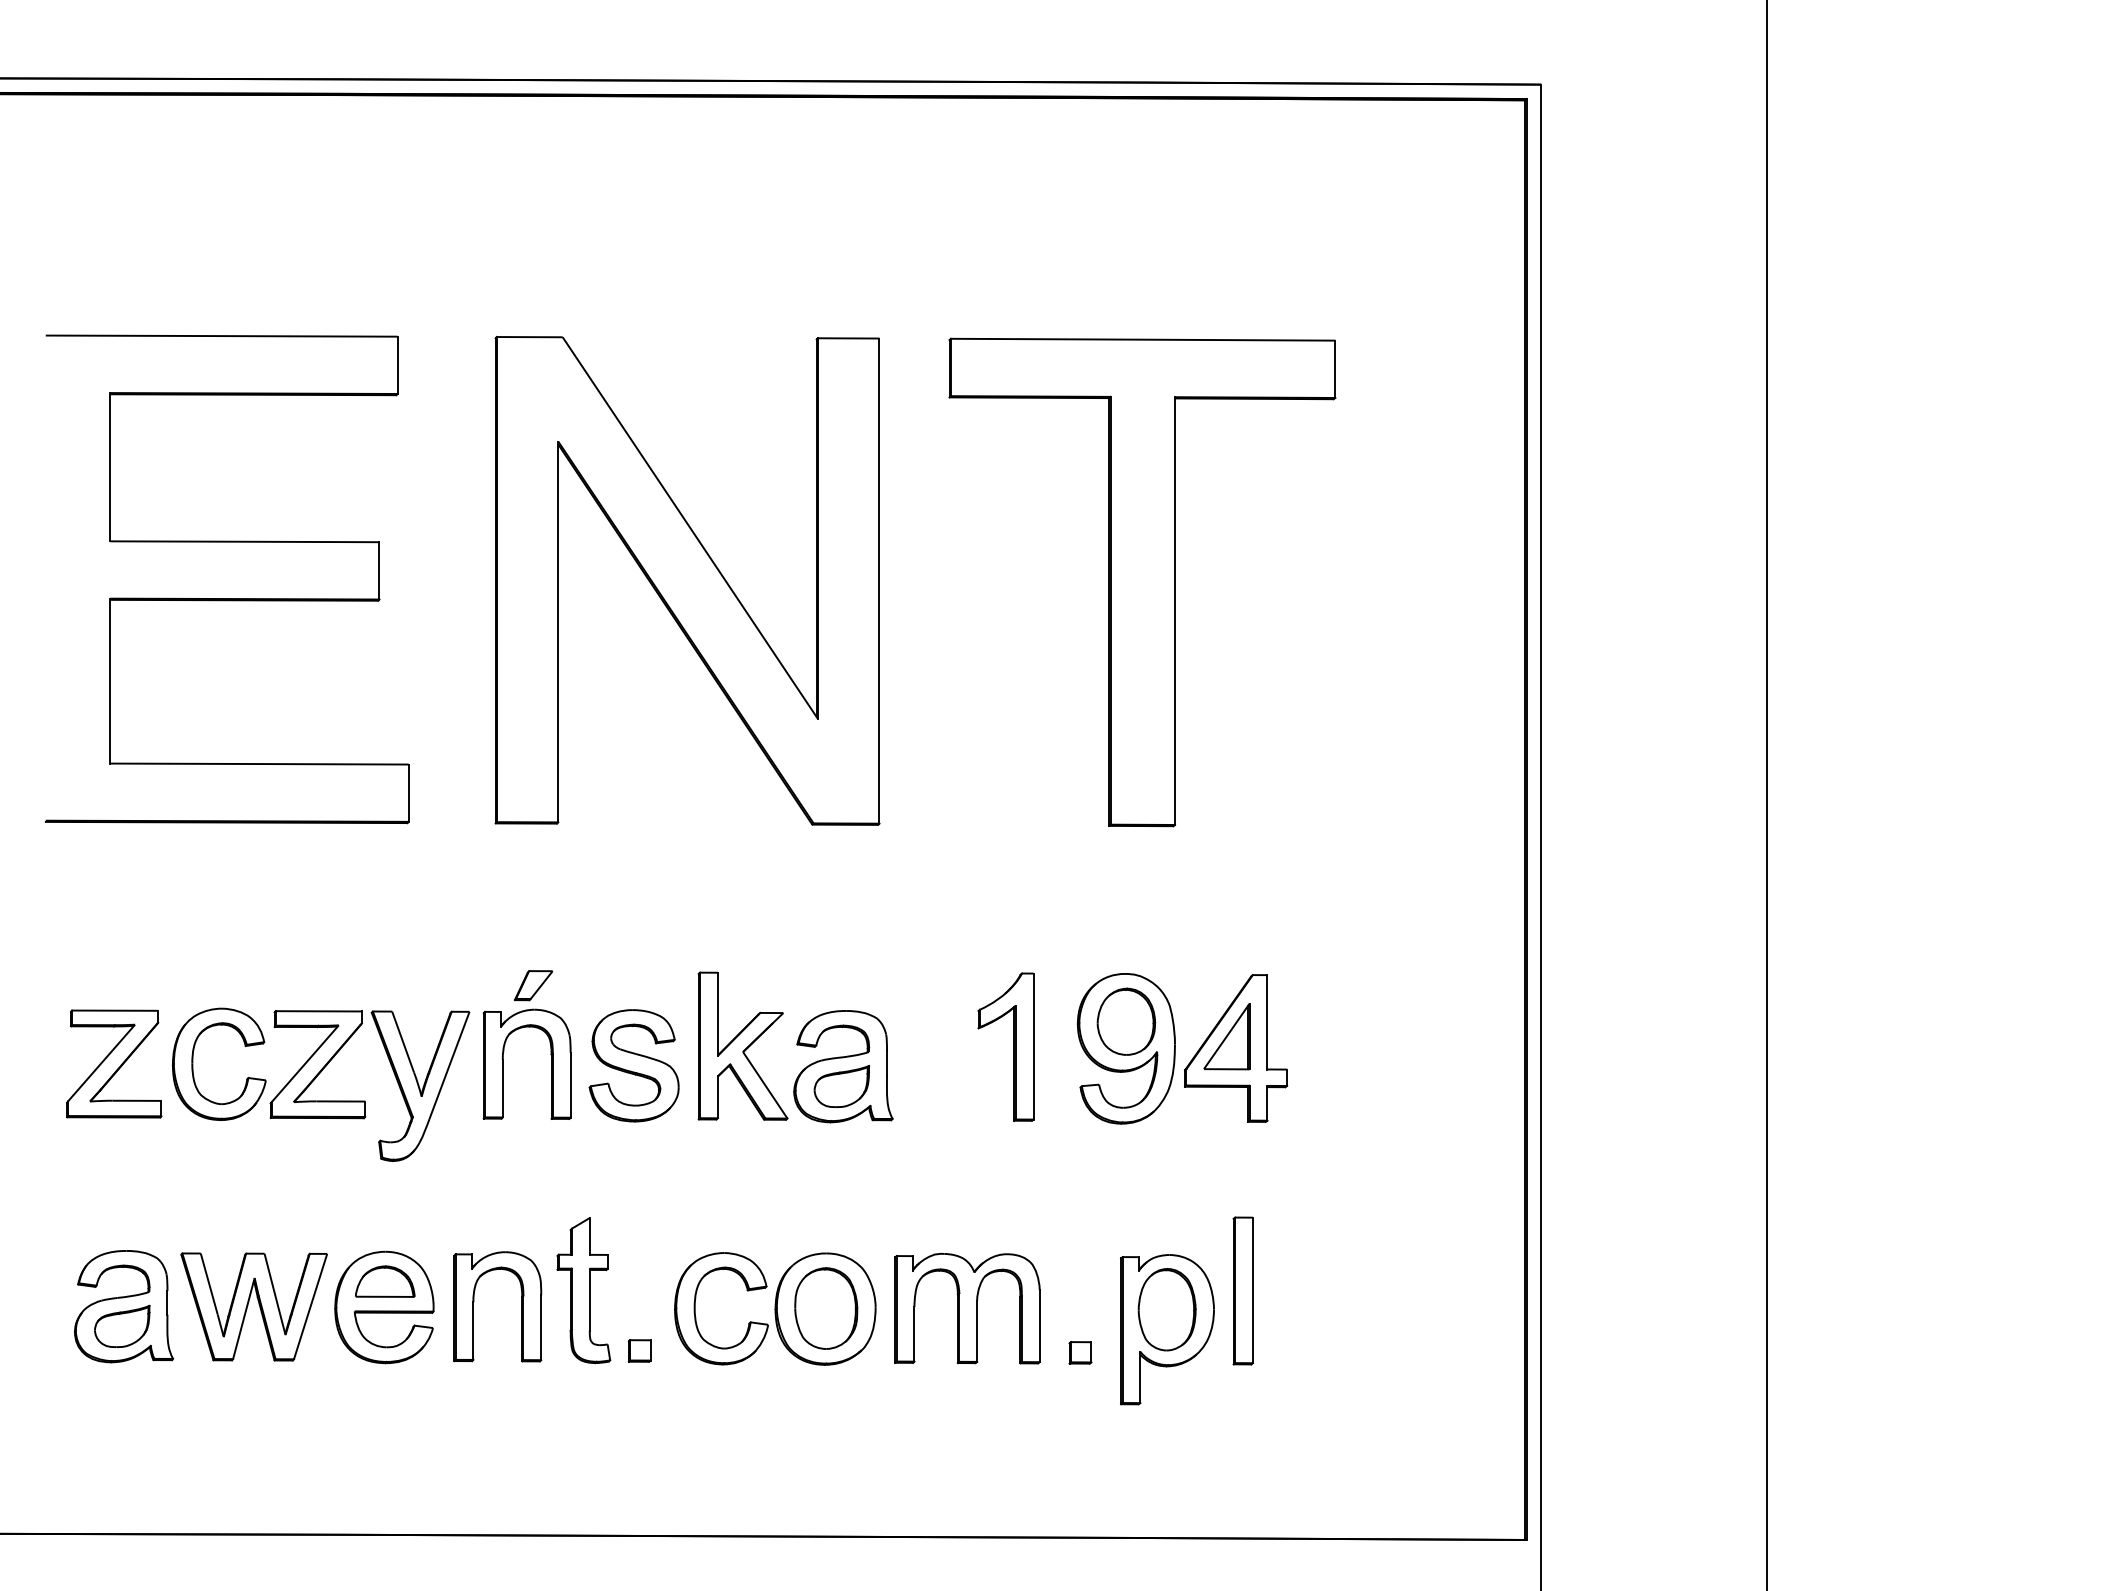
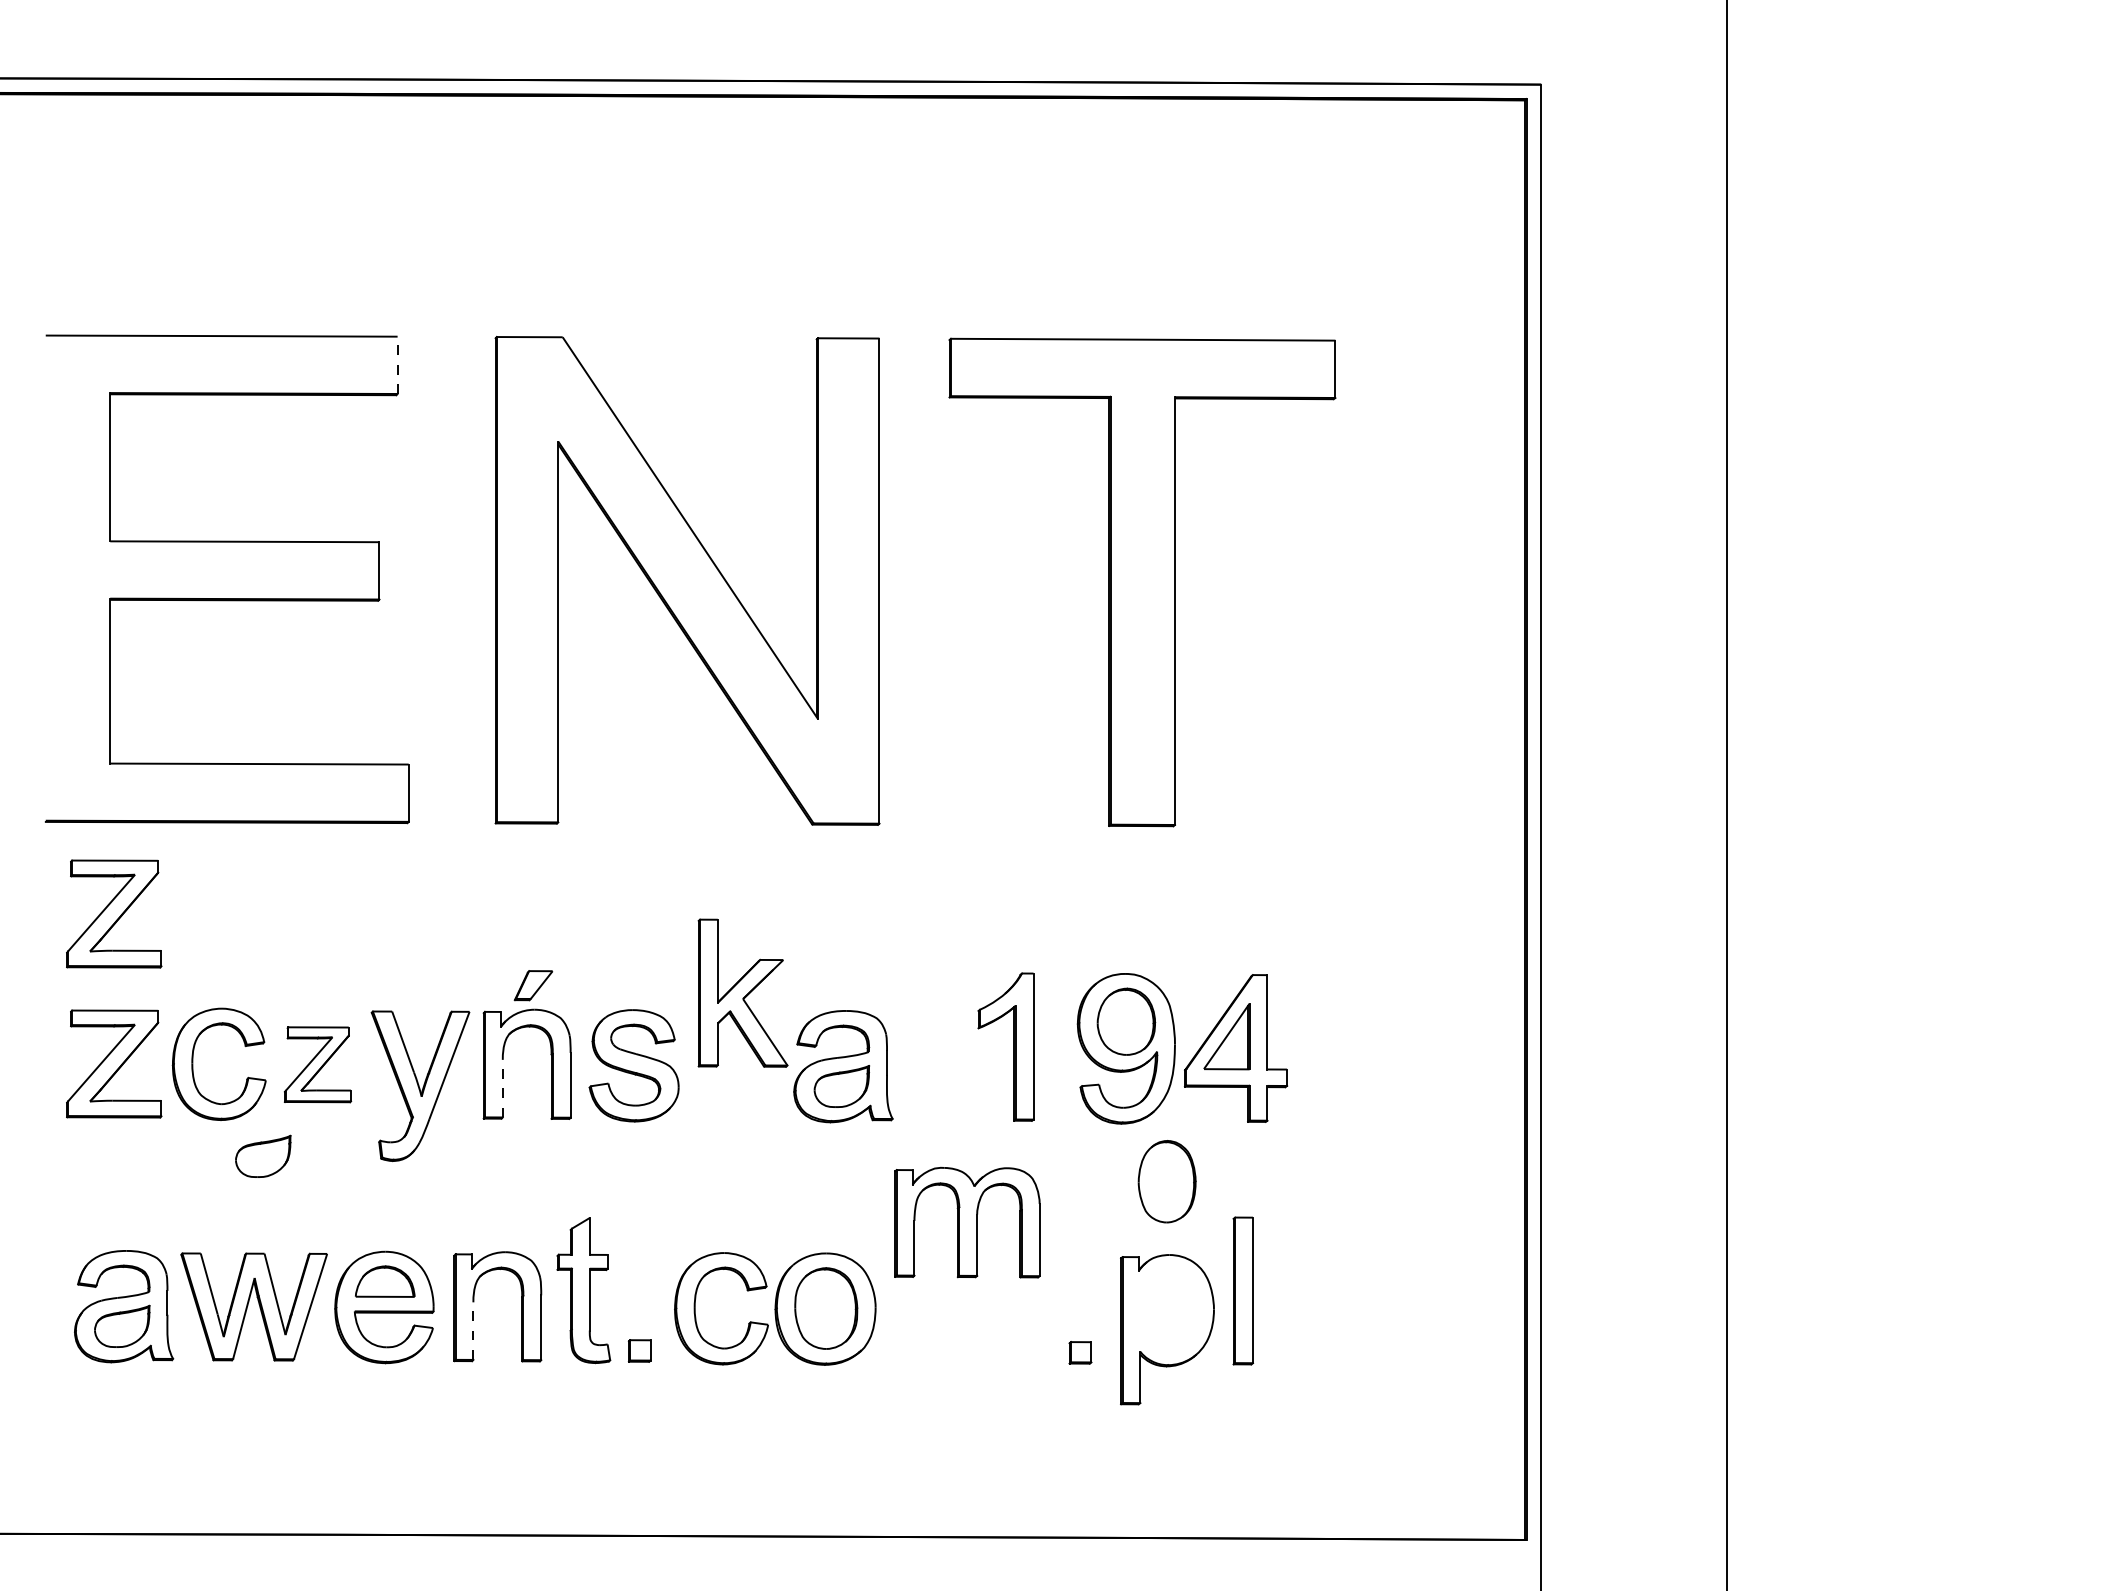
line: solid -> dashed (397, 365)
line position: (1767, 794) -> (1727, 794) (1727, 794)
part: none -> present (114, 913)
part position: (742, 1045) -> (742, 992) (742, 992)
part size: 98x110 px -> 70x78 px (317, 1064)
line: solid -> dashed (502, 1088)
part: none -> present (263, 1155)
part position: (967, 1308) -> (967, 1222) (967, 1222)
part position: (1166, 1309) -> (1166, 1181) (1166, 1181)
line: solid -> dashed (473, 1331)
